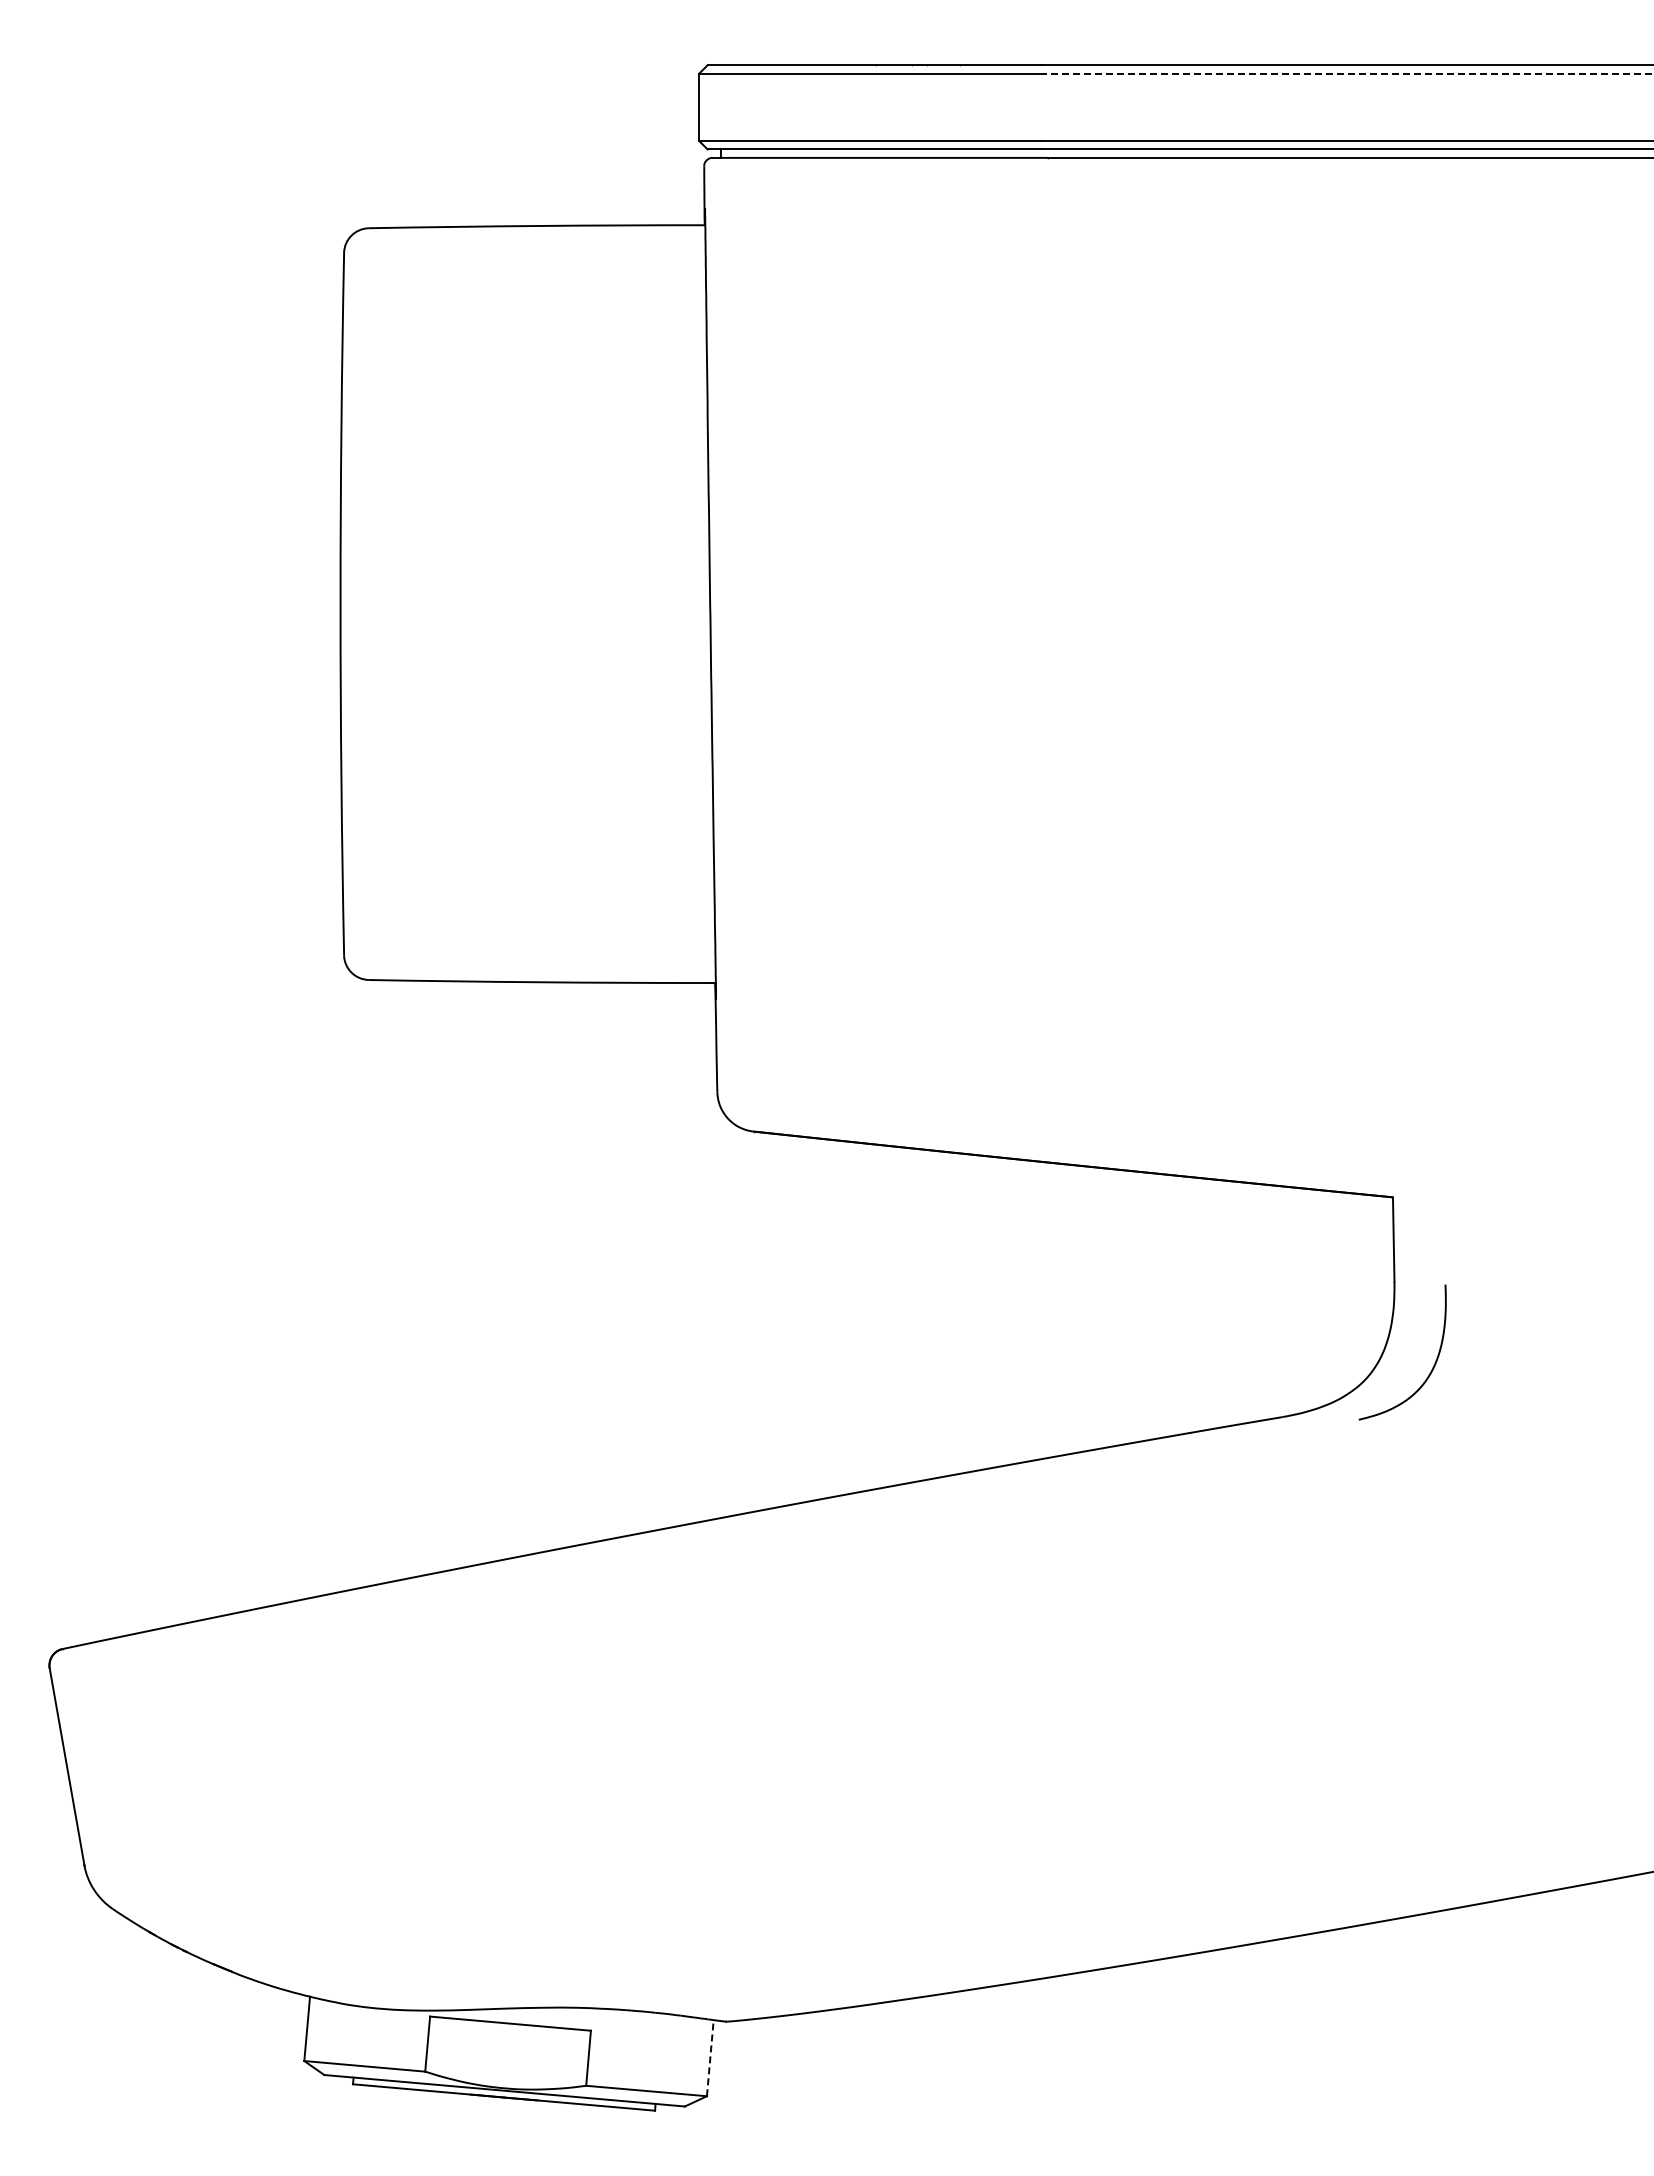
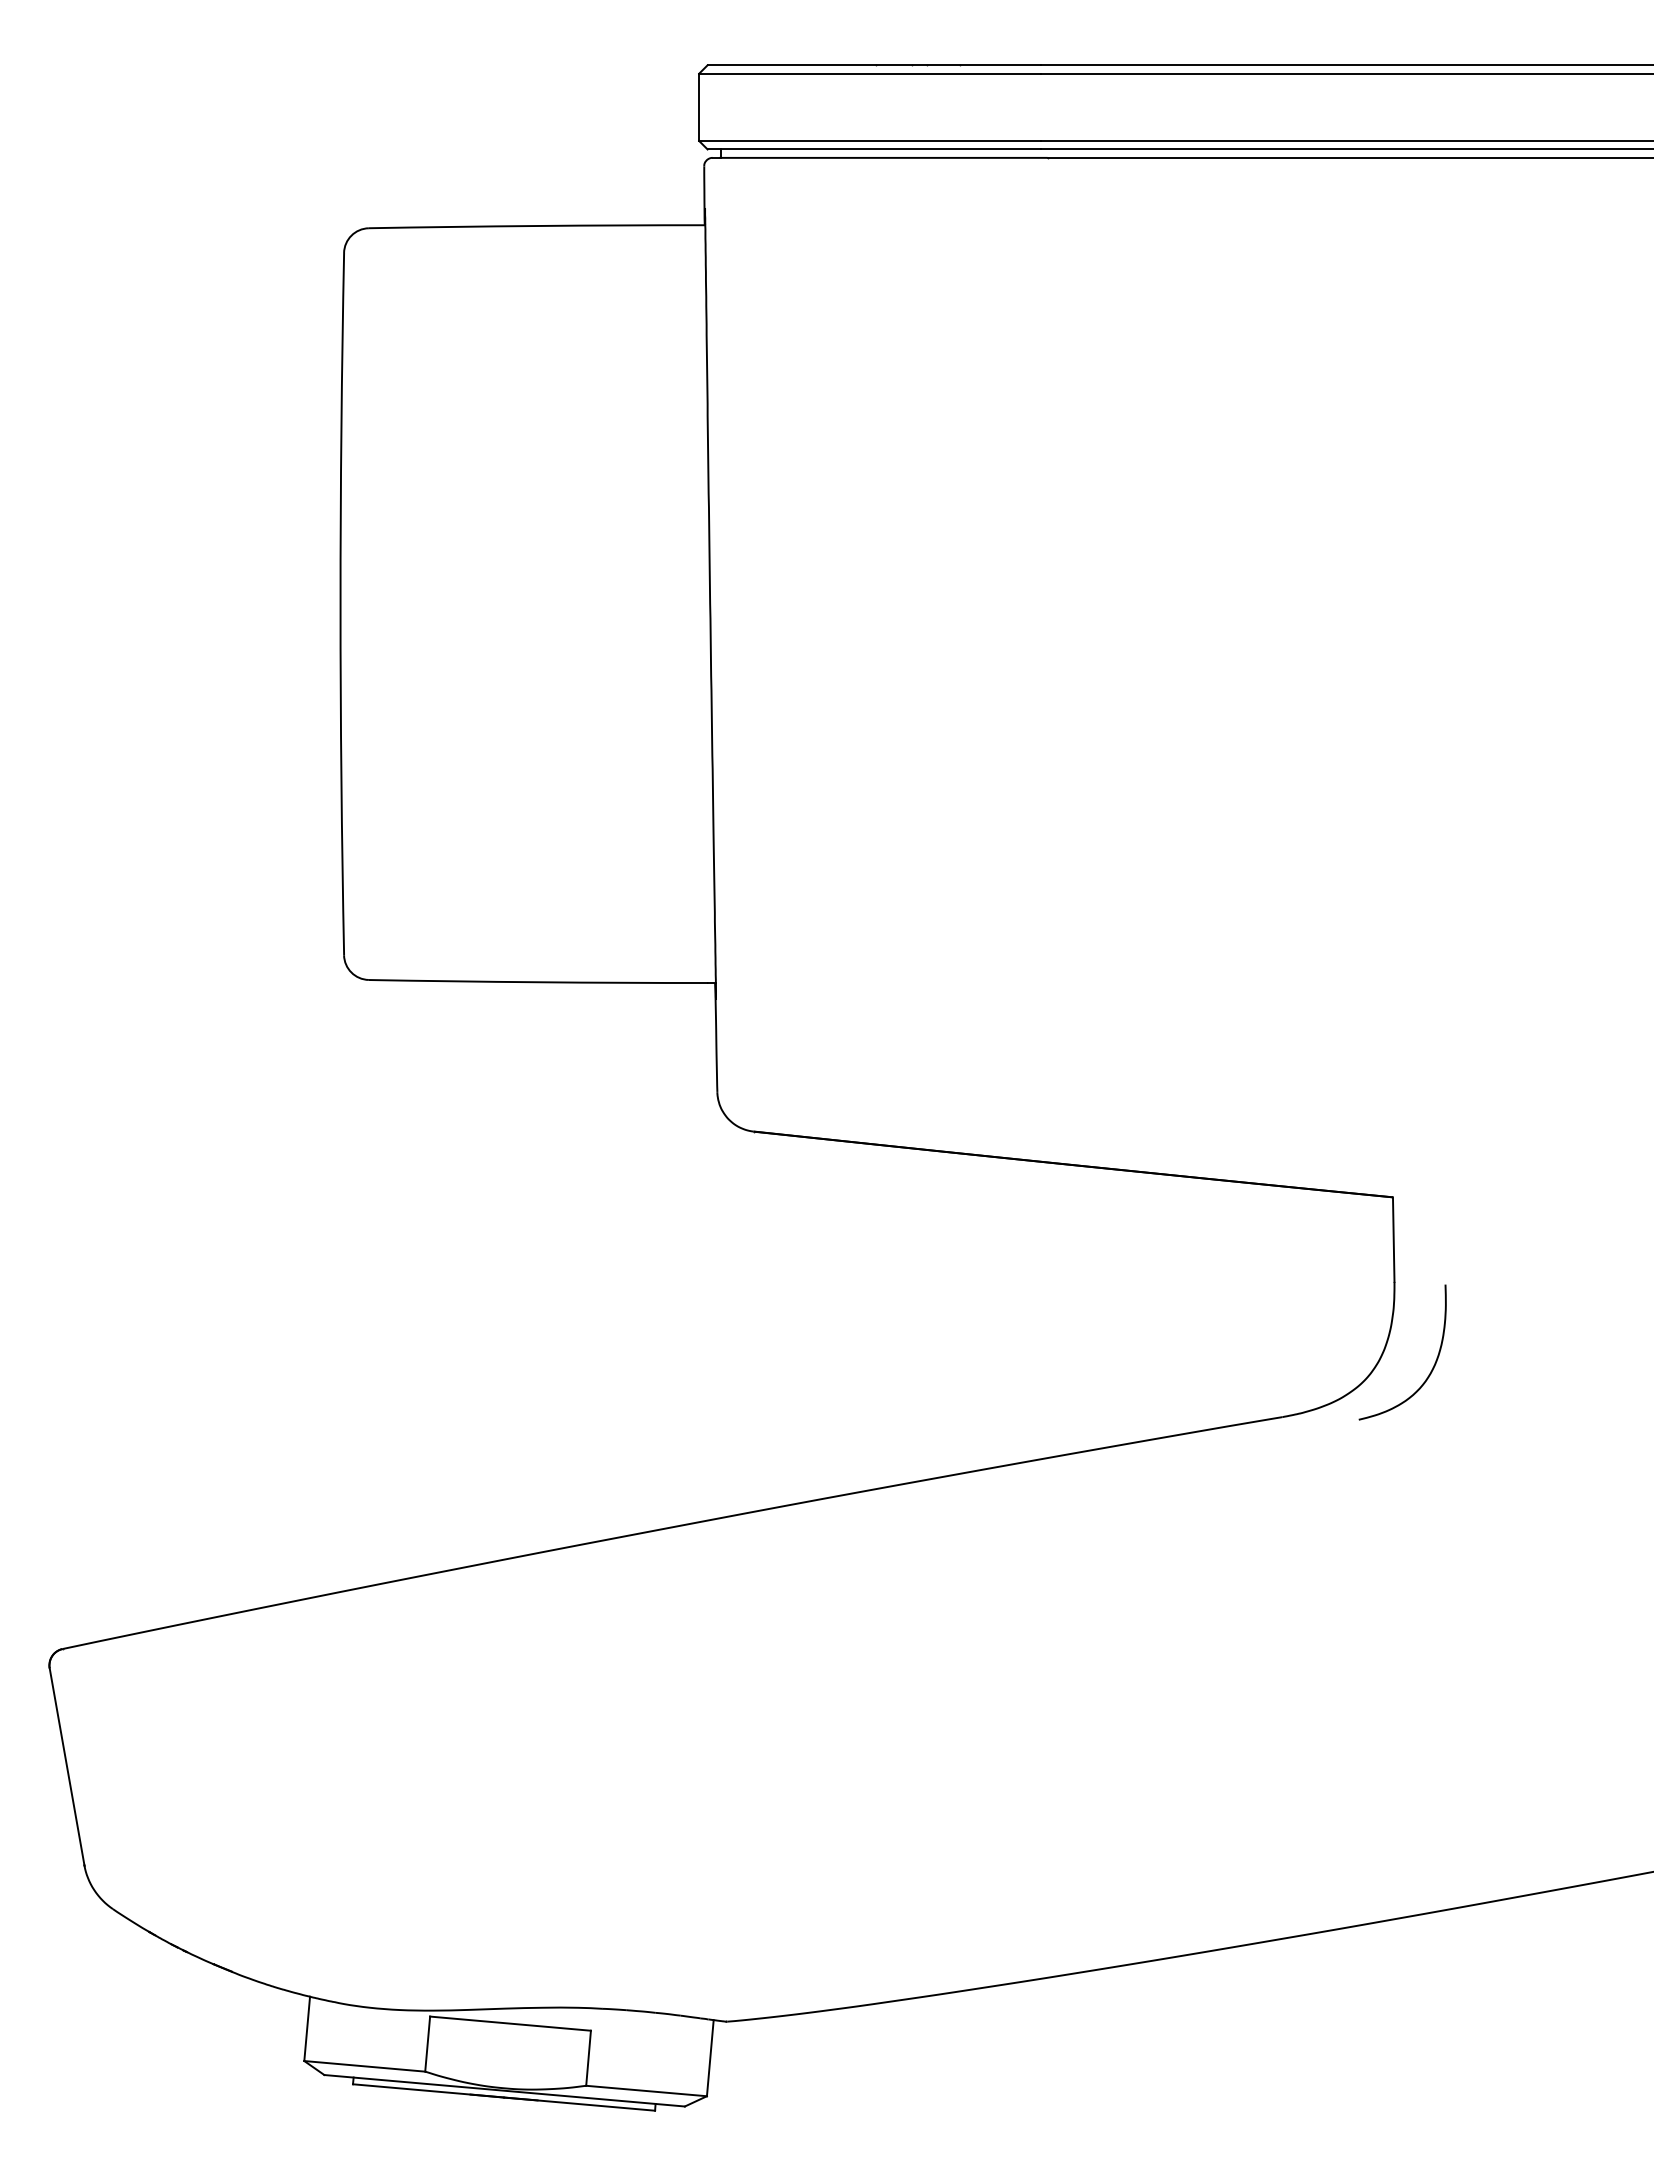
line: dashed -> solid (1346, 73)
line: dashed -> solid (710, 2057)
